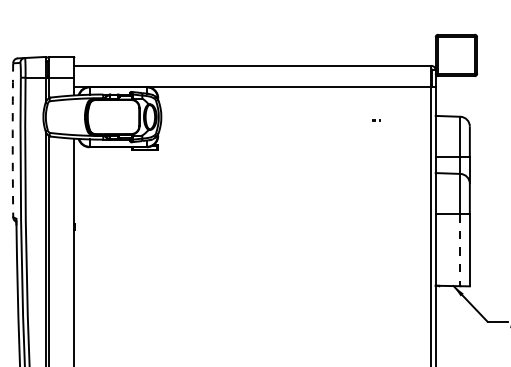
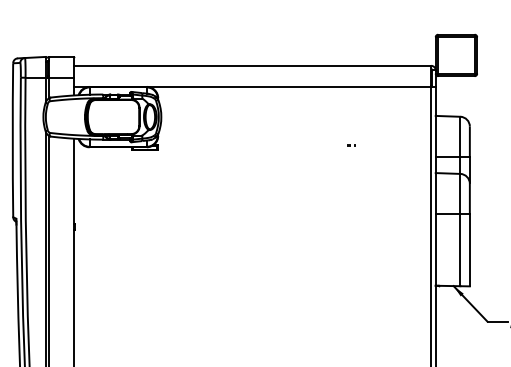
part position: (376, 120) -> (351, 145) (351, 145)
arc: dashed -> solid (12, 140)
line: dashed -> solid (460, 250)
